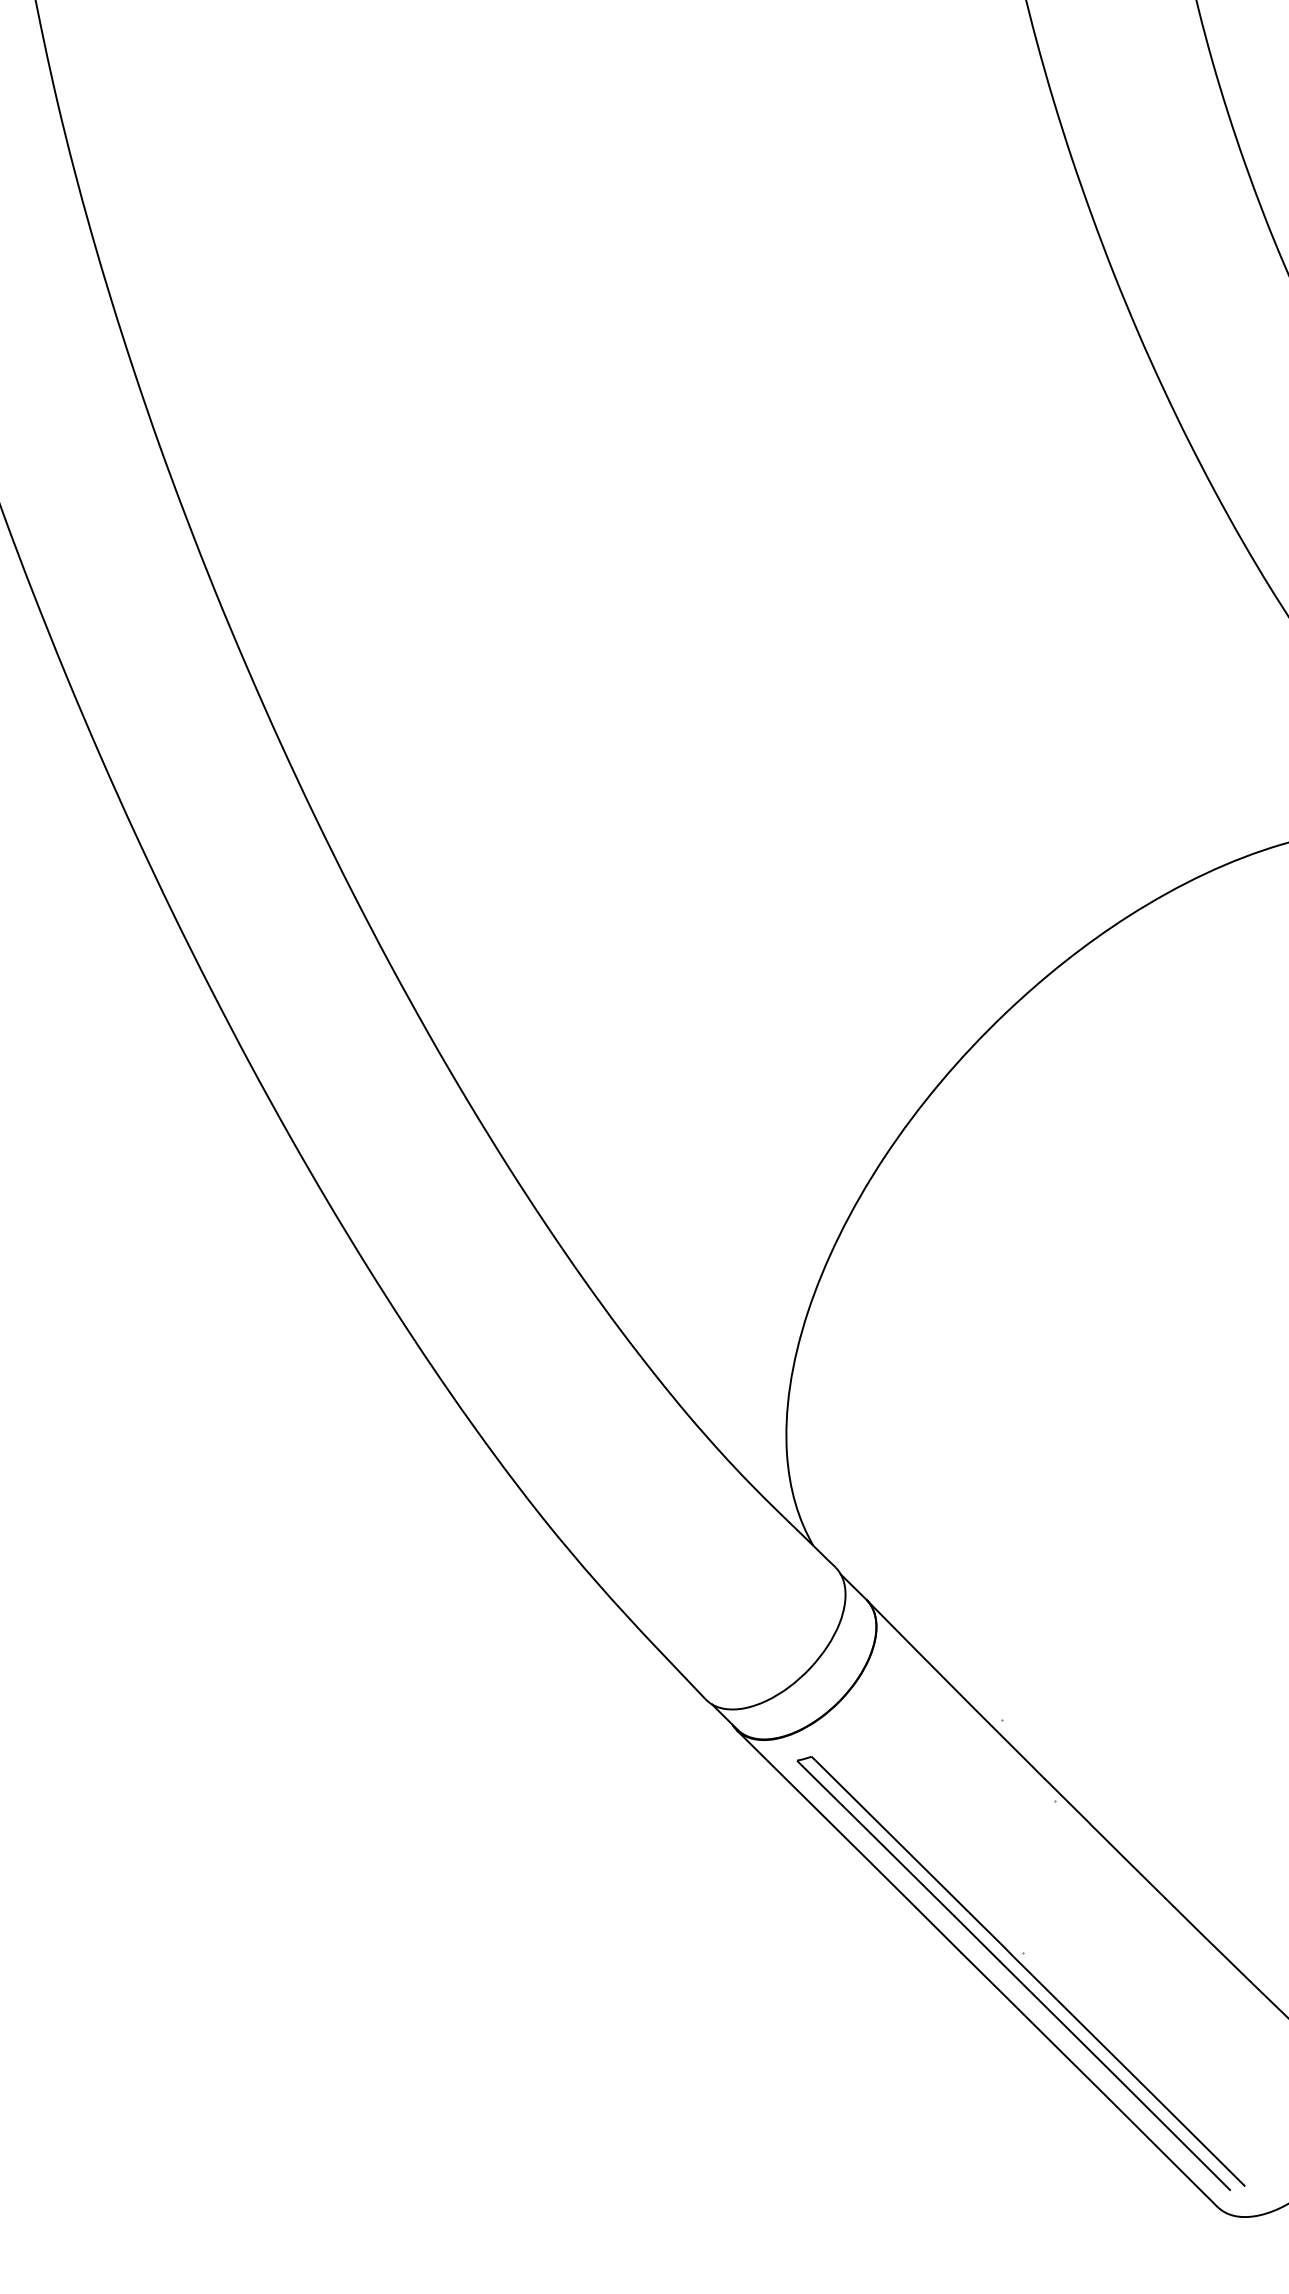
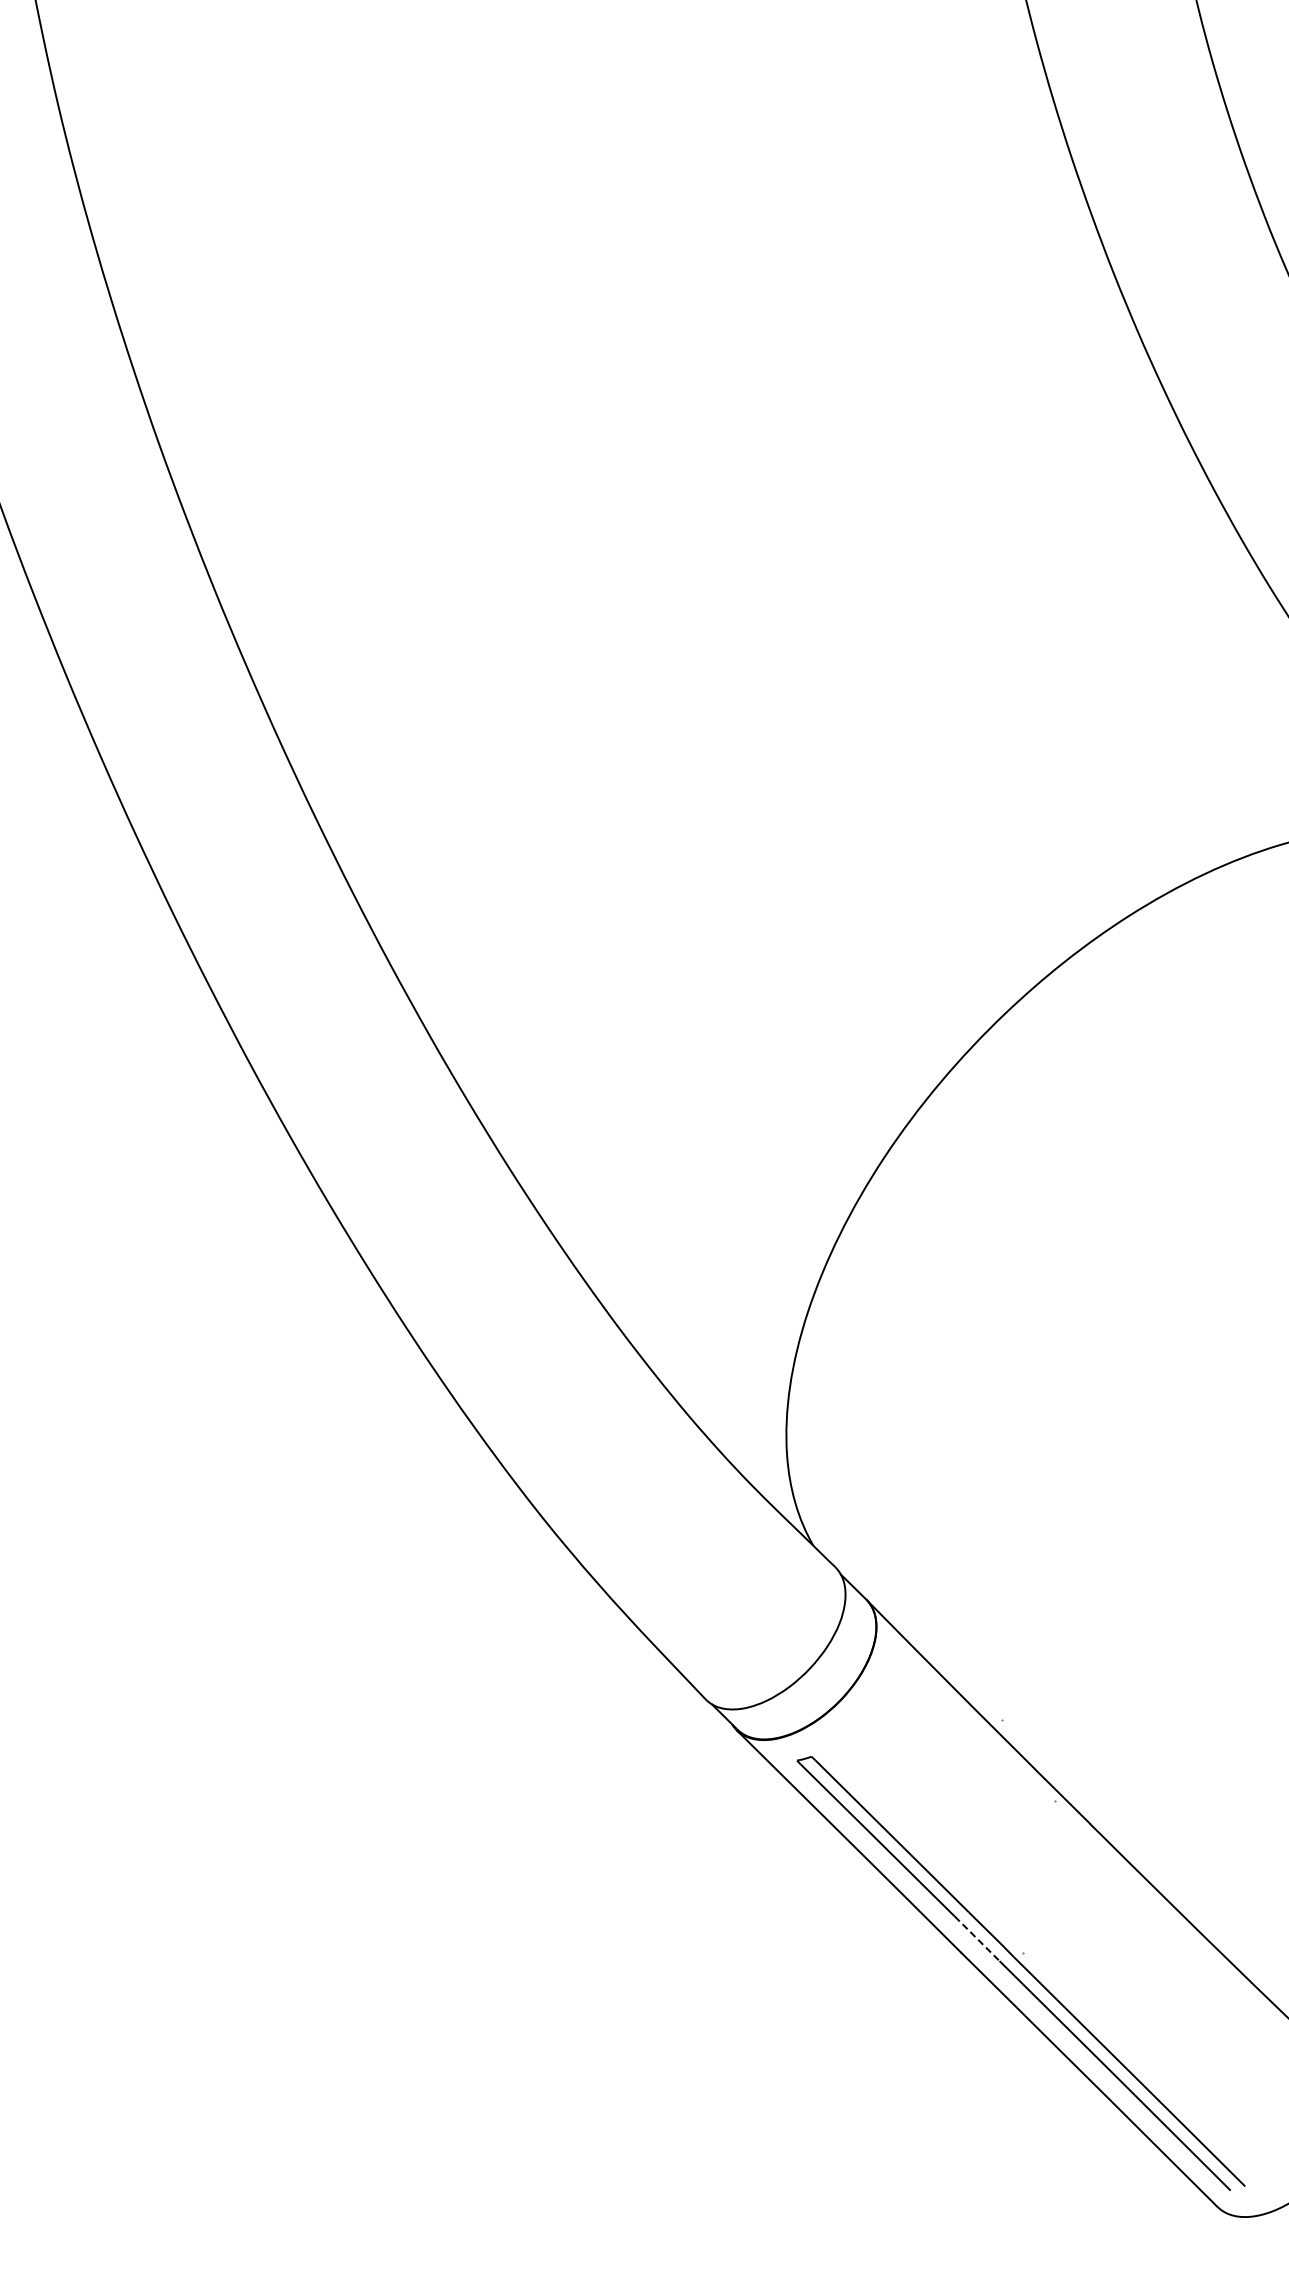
line: solid -> dashed (977, 1938)
